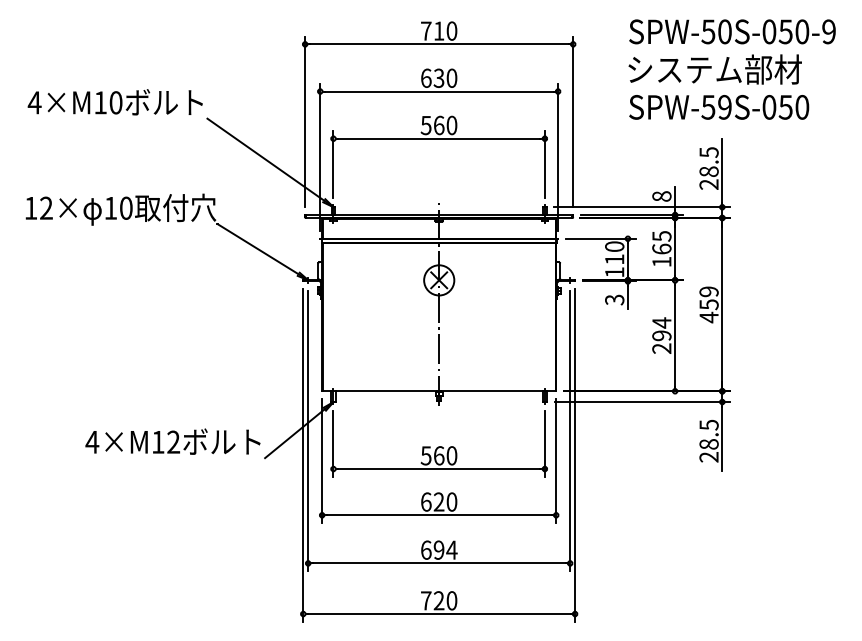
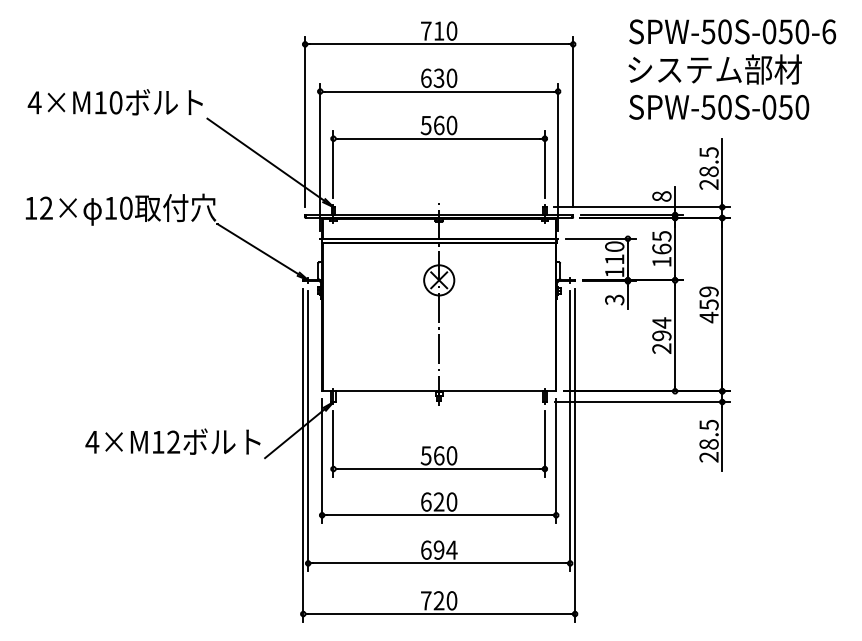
text: SPW-50S-050-9 -> SPW-50S-050-6 (829, 31)
text: SPW-59S-050 -> SPW-50S-050 (724, 107)
